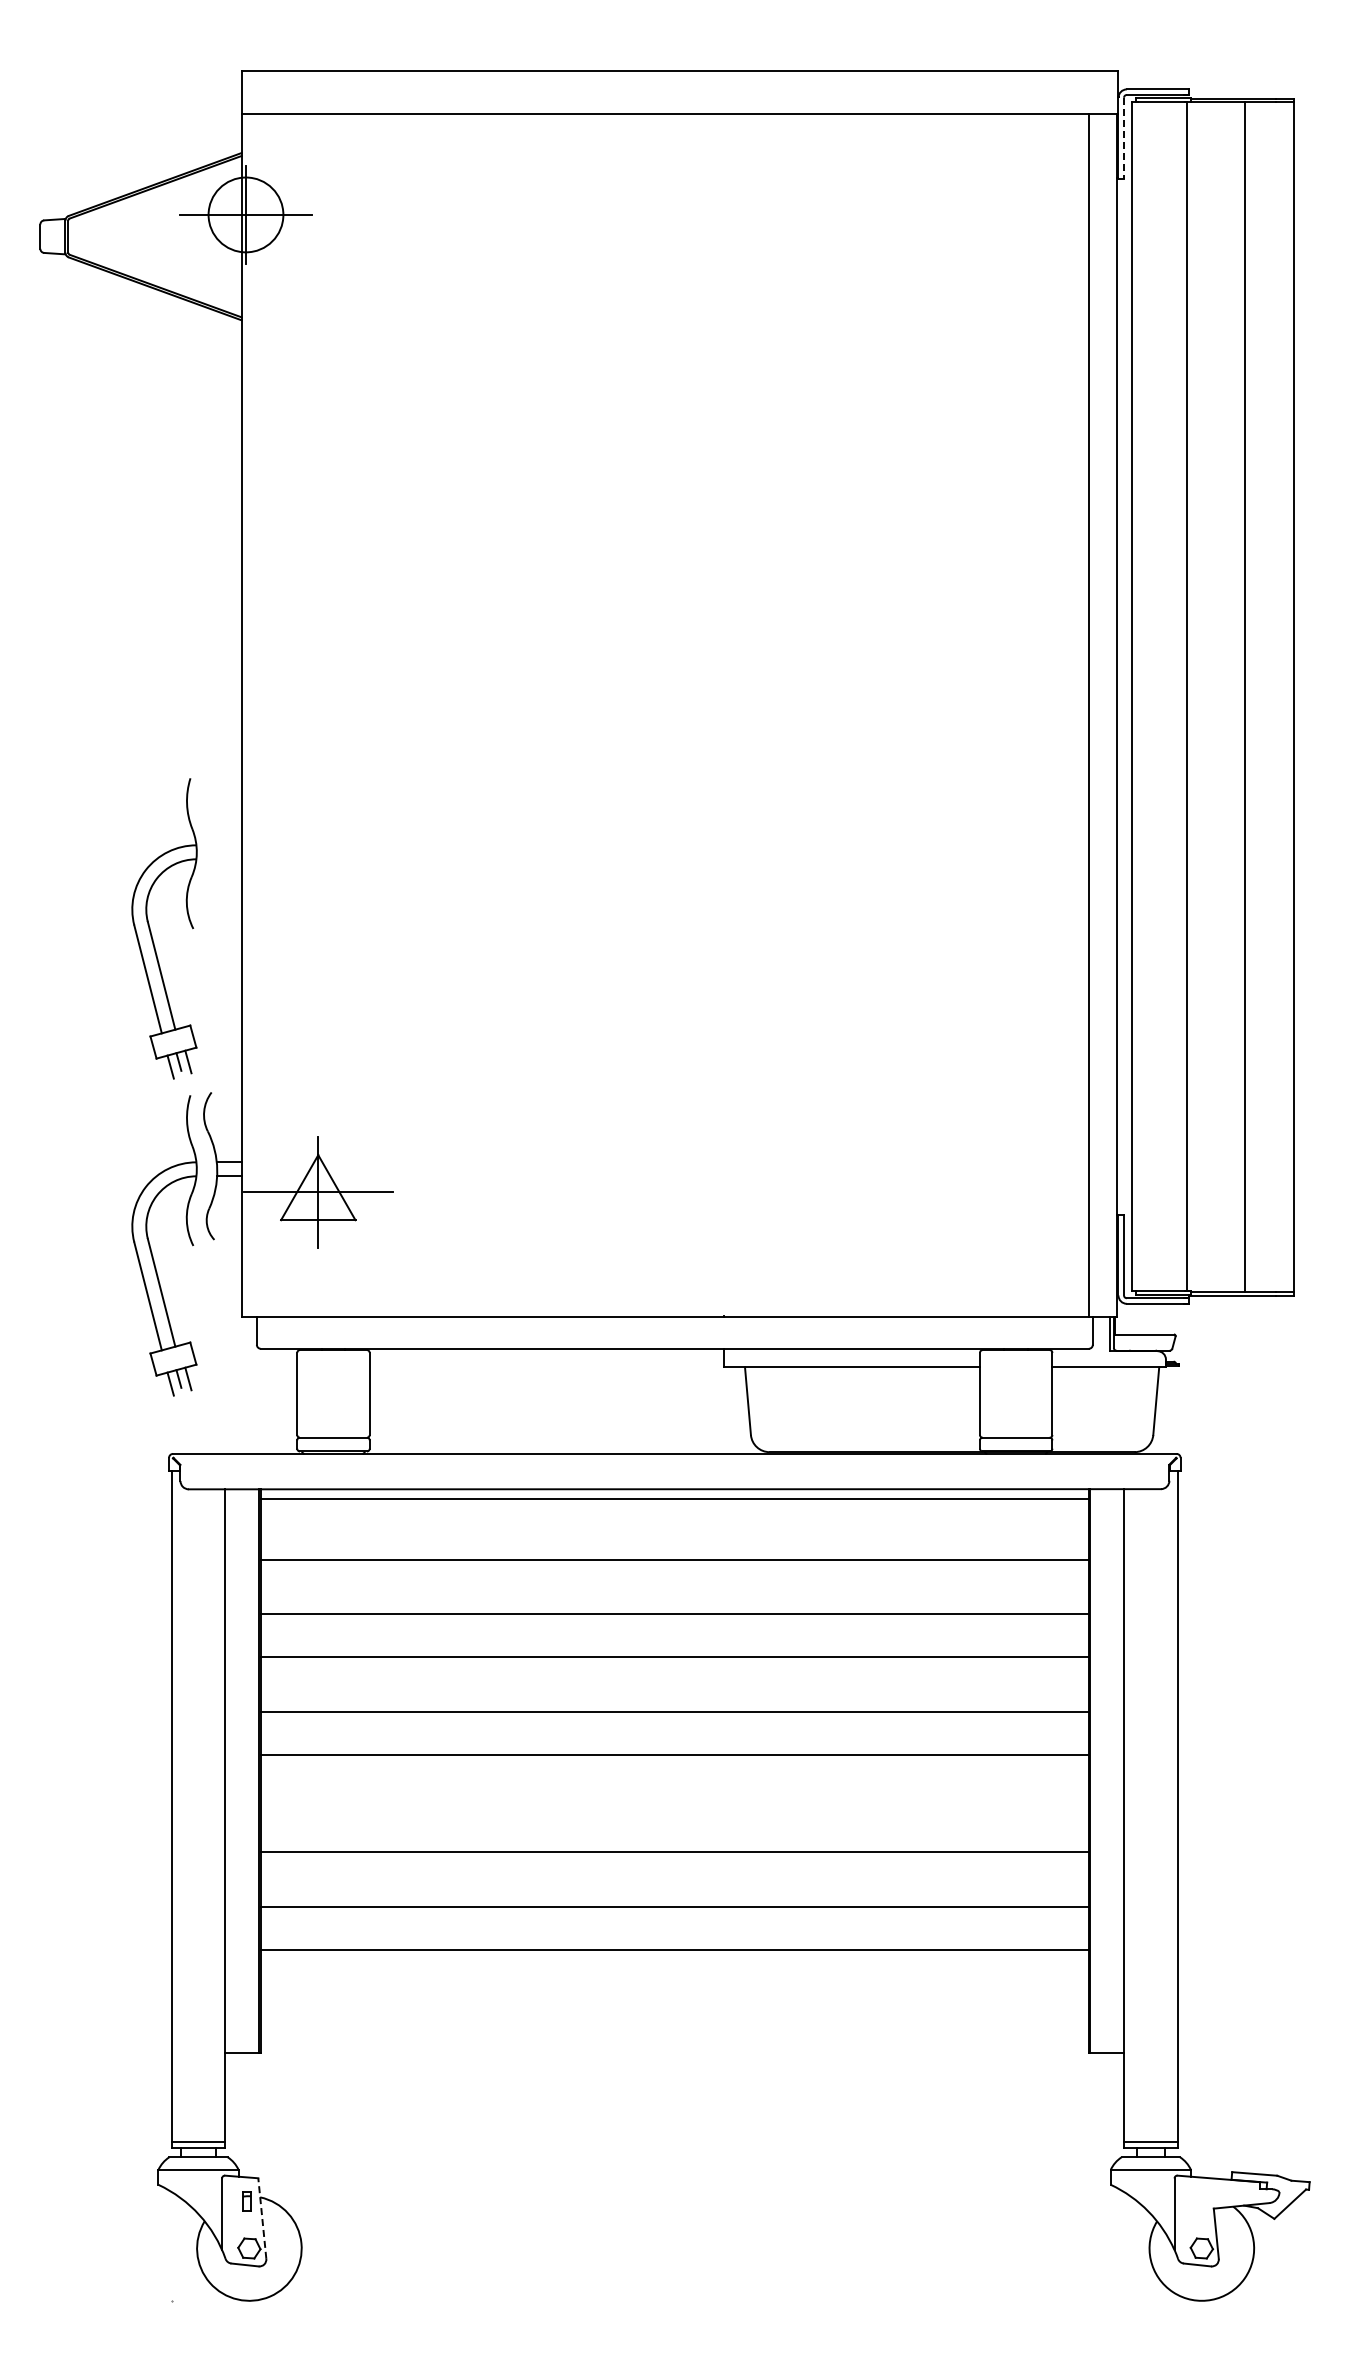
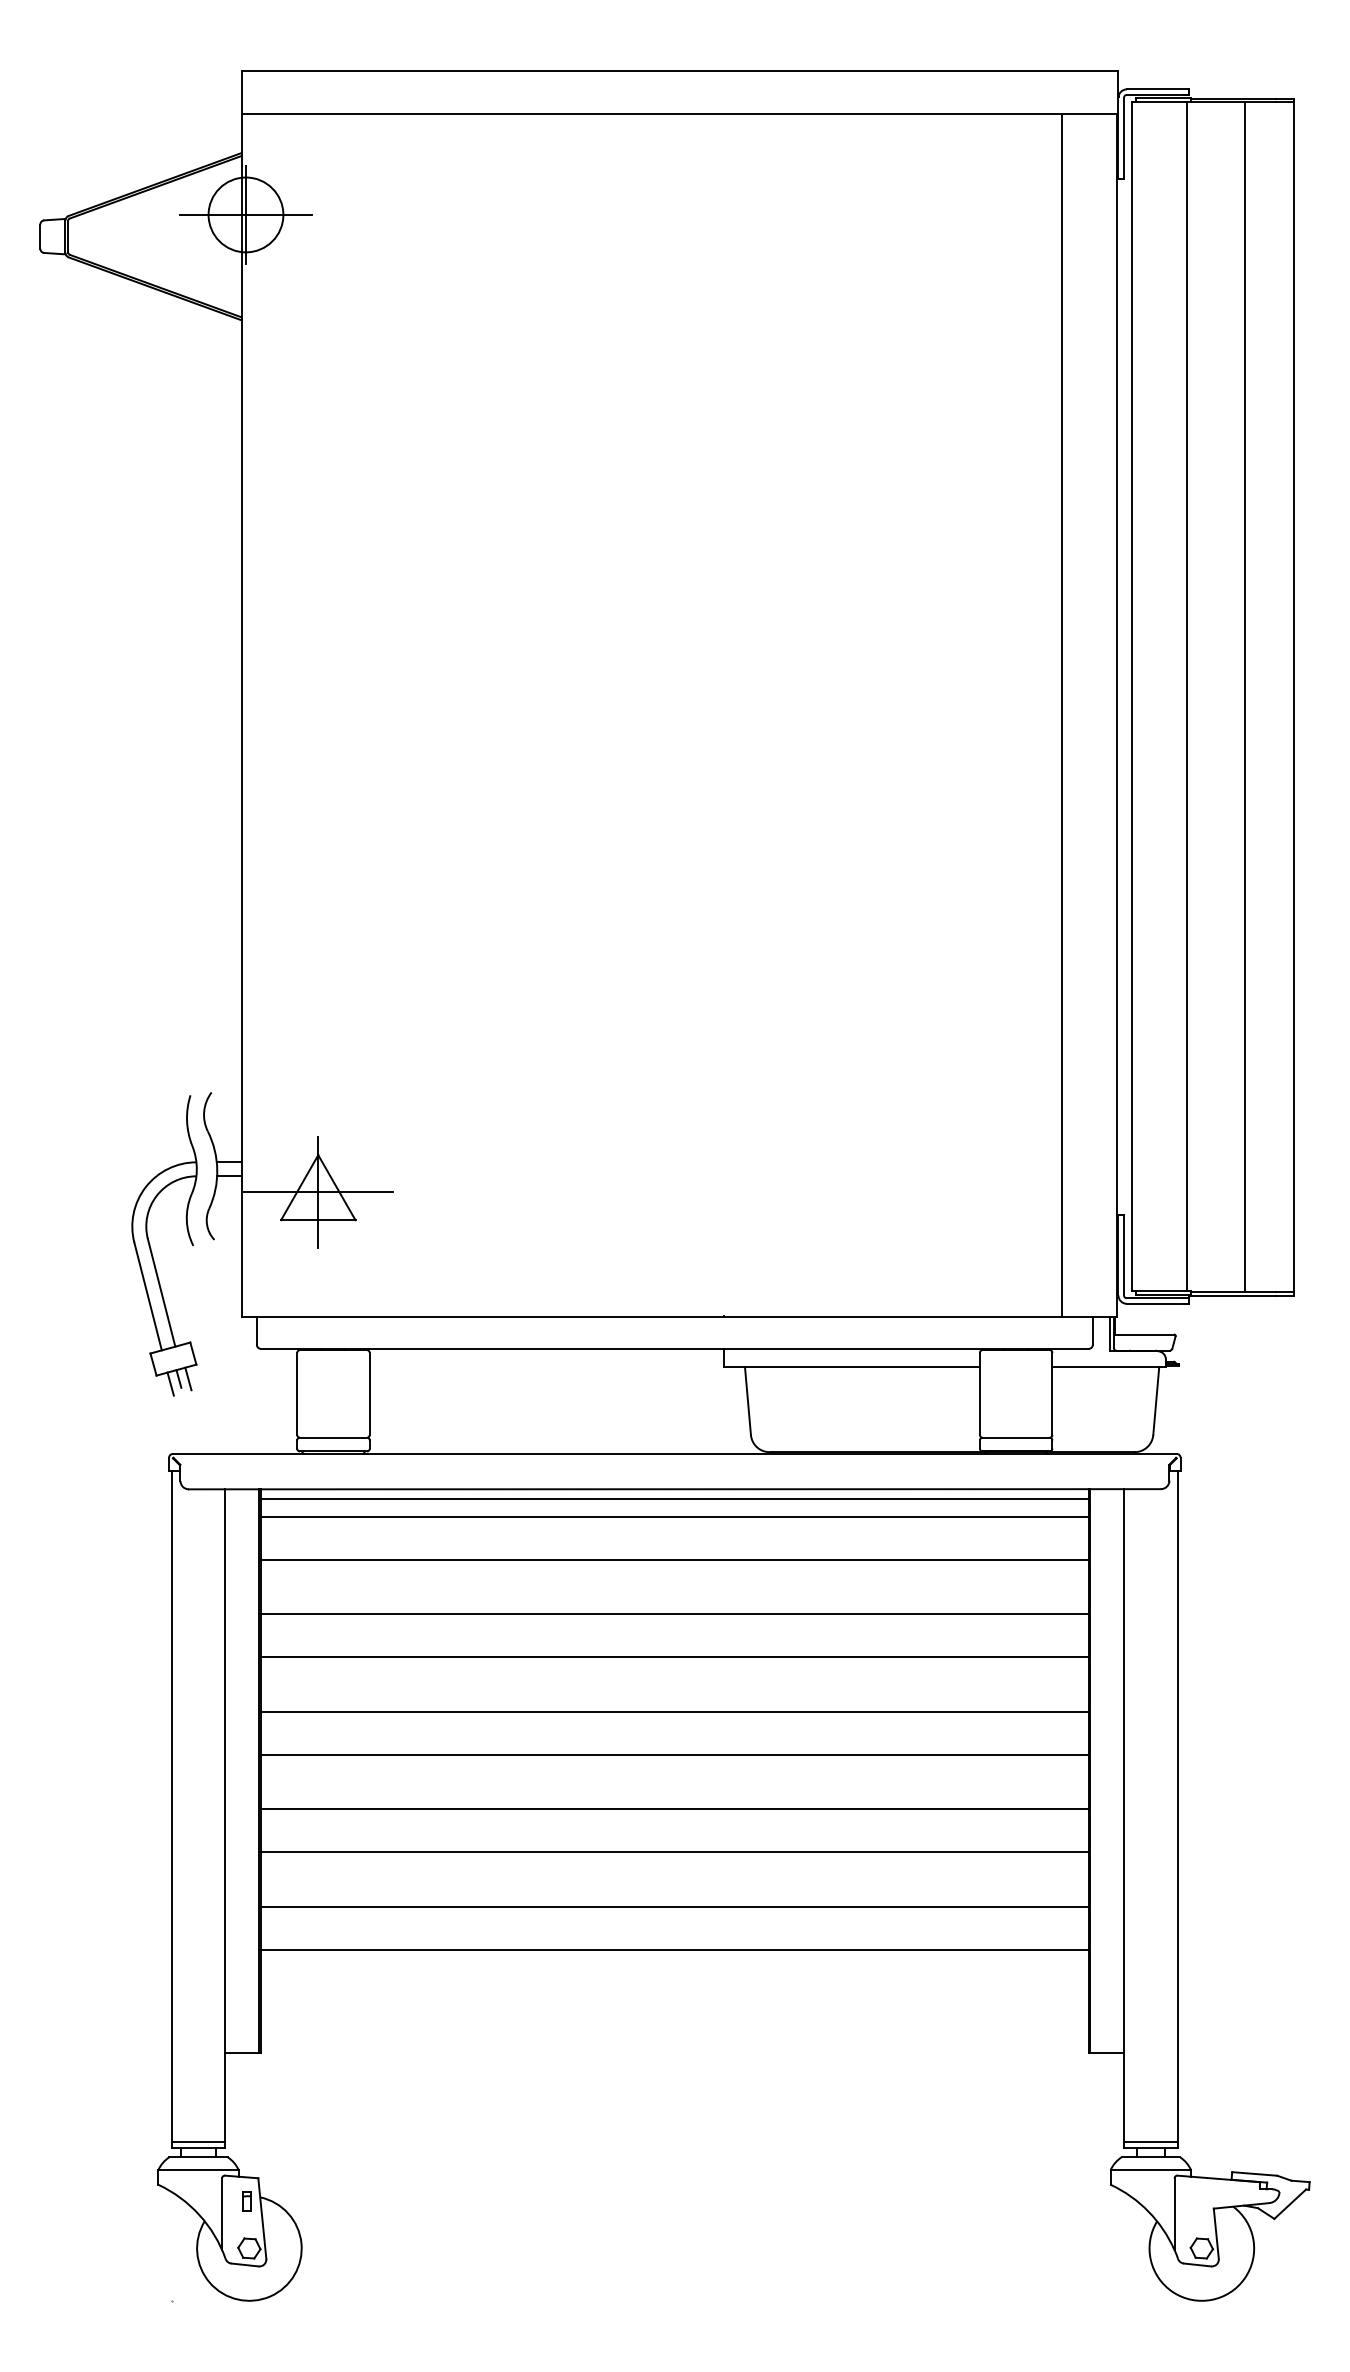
line: dashed -> solid (1124, 138)
line position: (1088, 714) -> (1061, 714) (1061, 714)
part: present -> none (151, 931)
line: none -> present (674, 1516)
line: none -> present (674, 1809)
line: dashed -> solid (262, 2218)
